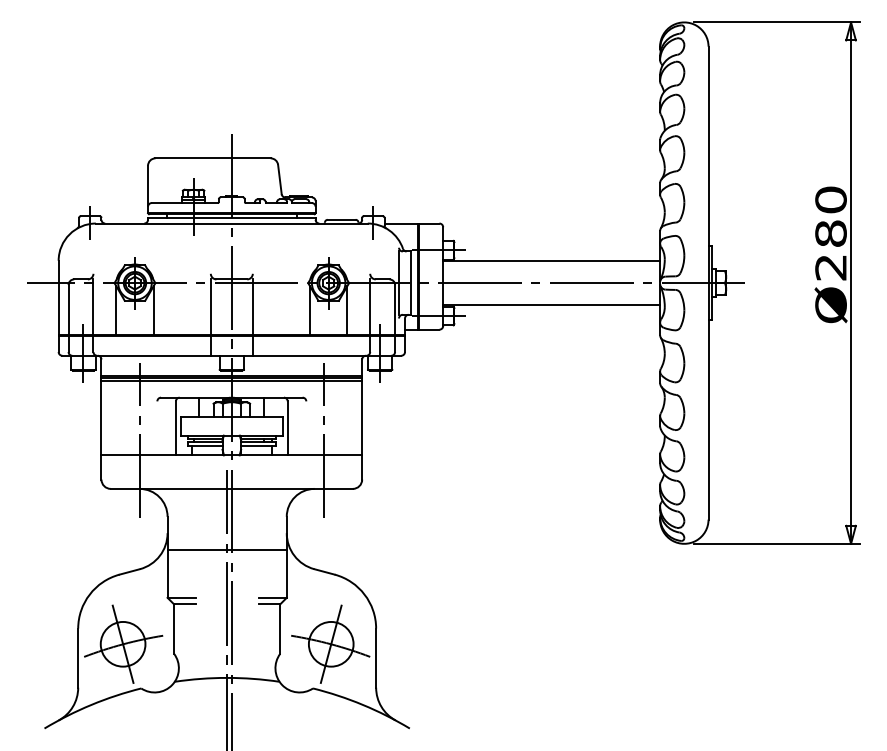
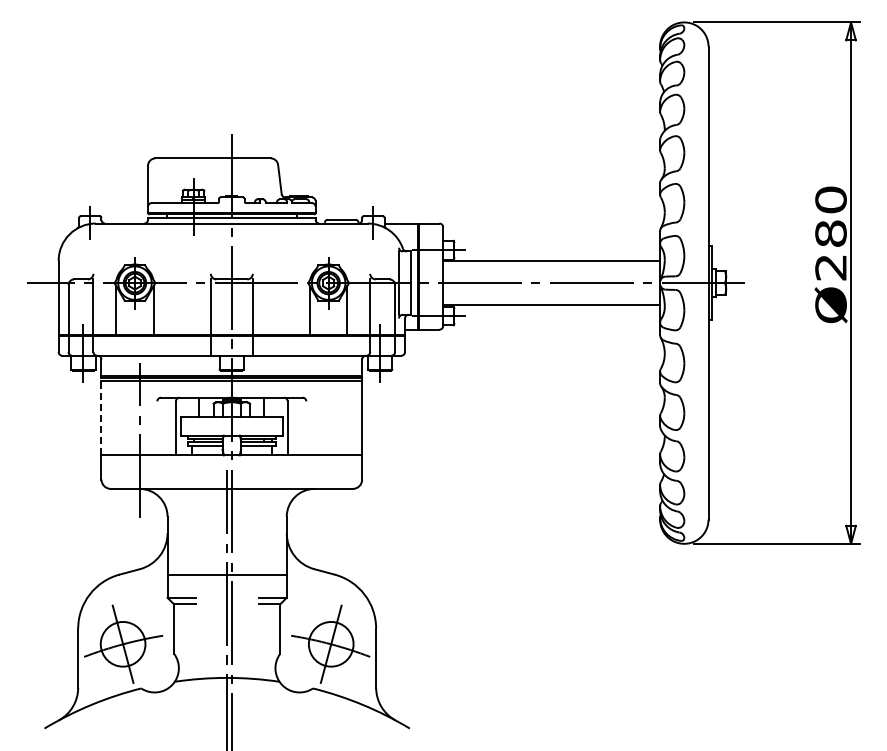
line: solid -> dashed (101, 415)
line: present -> none (324, 439)
line position: (226, 550) -> (226, 575) (226, 575)
